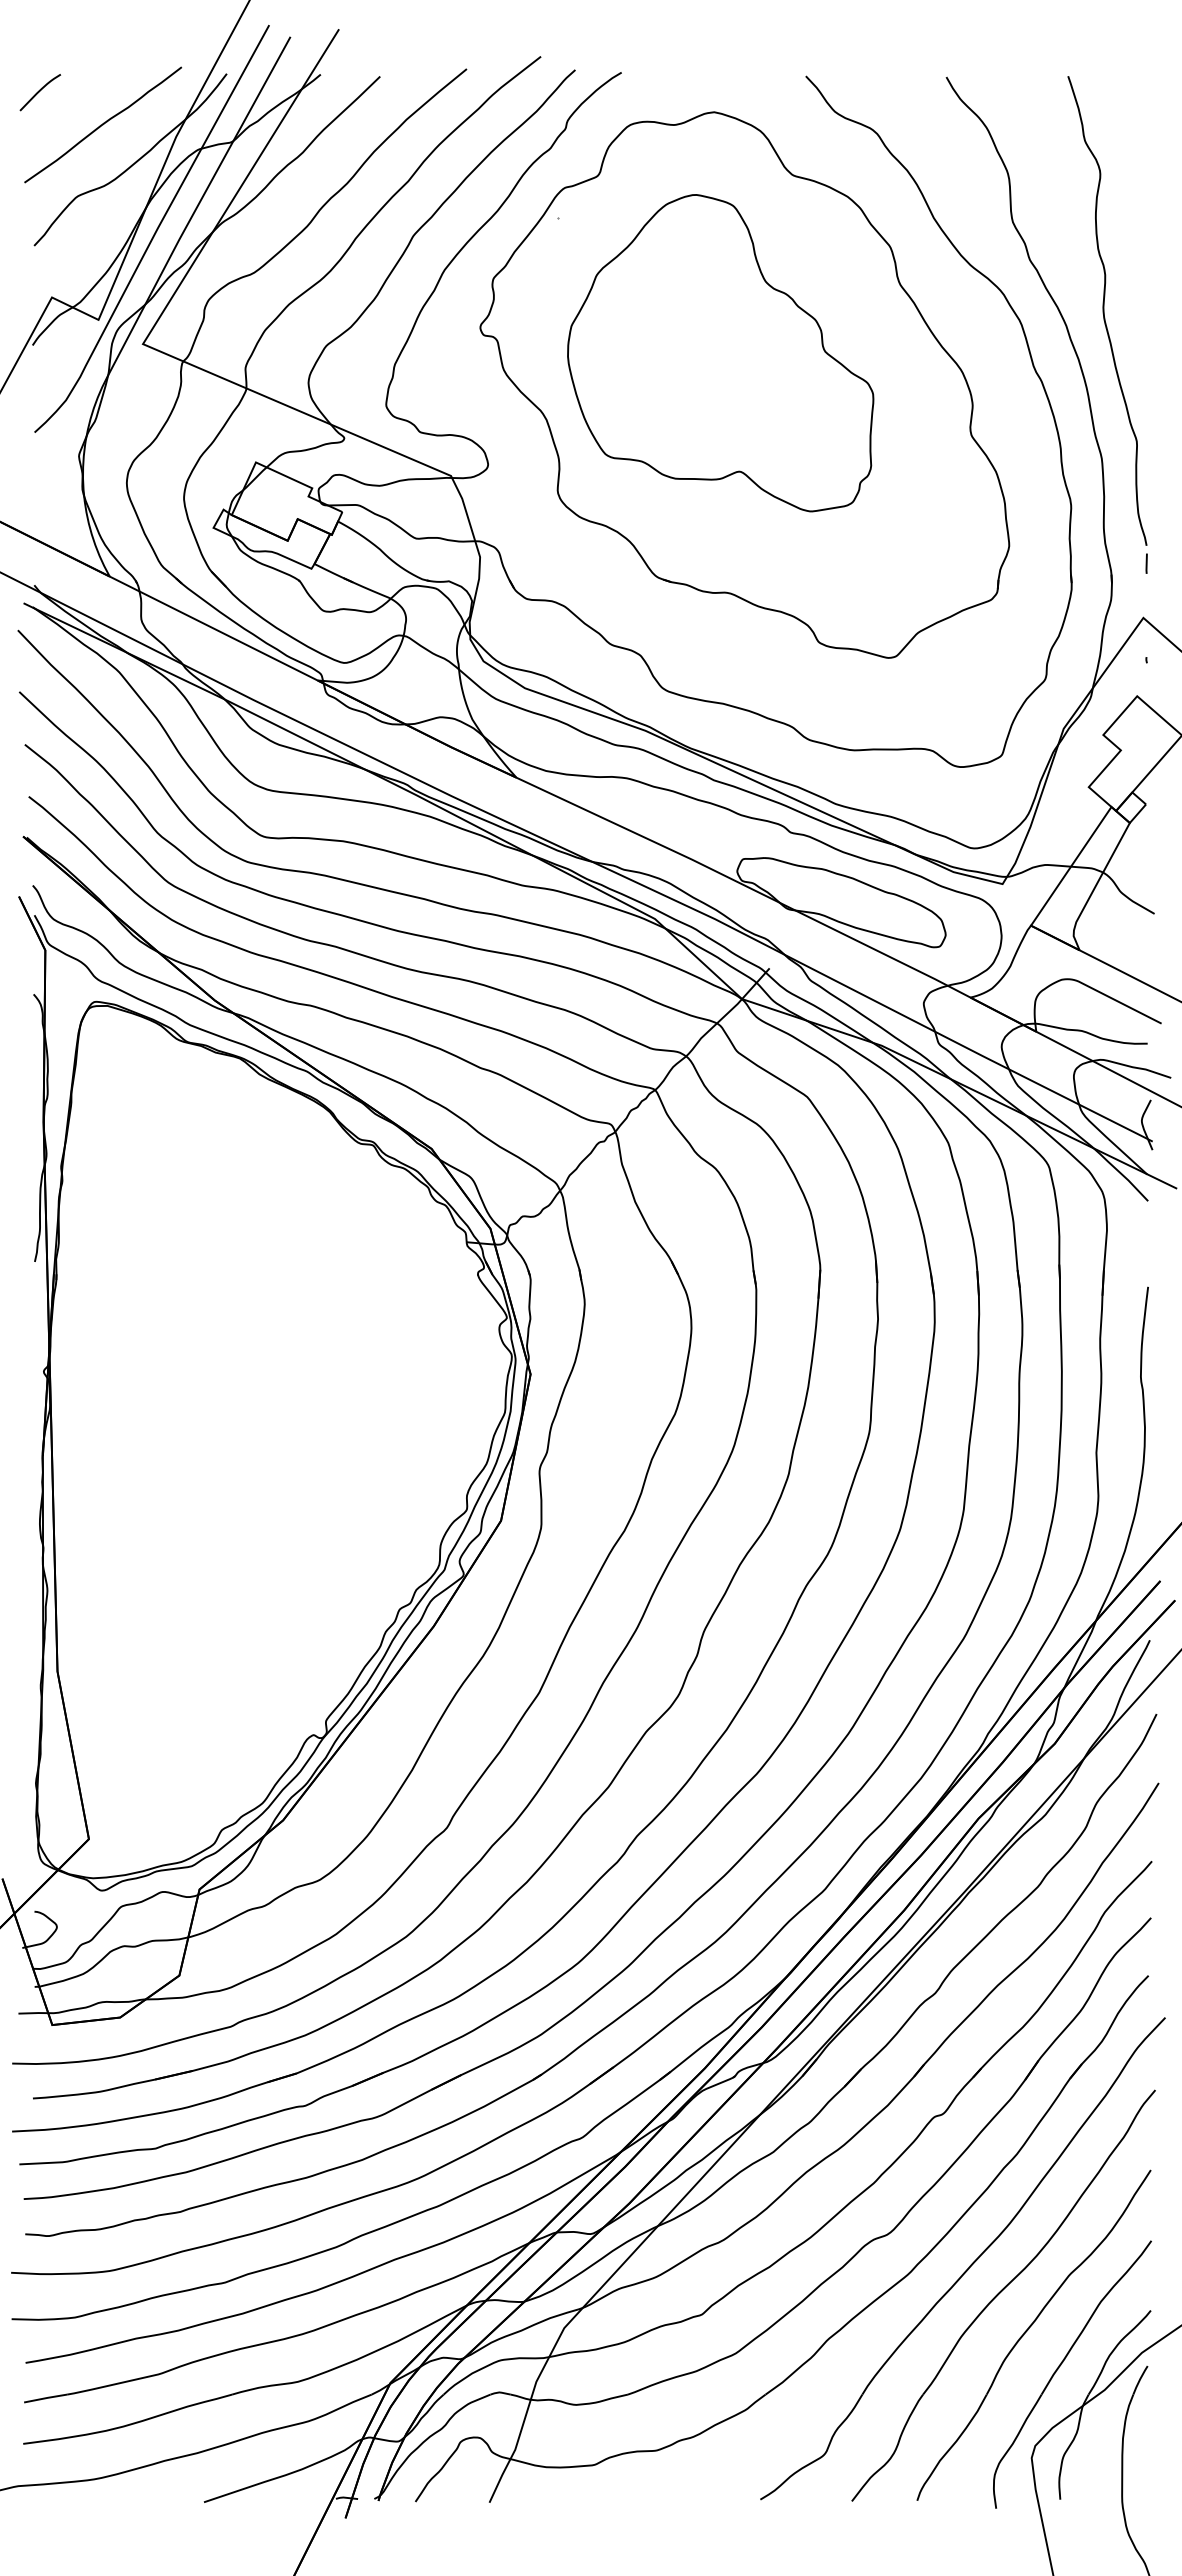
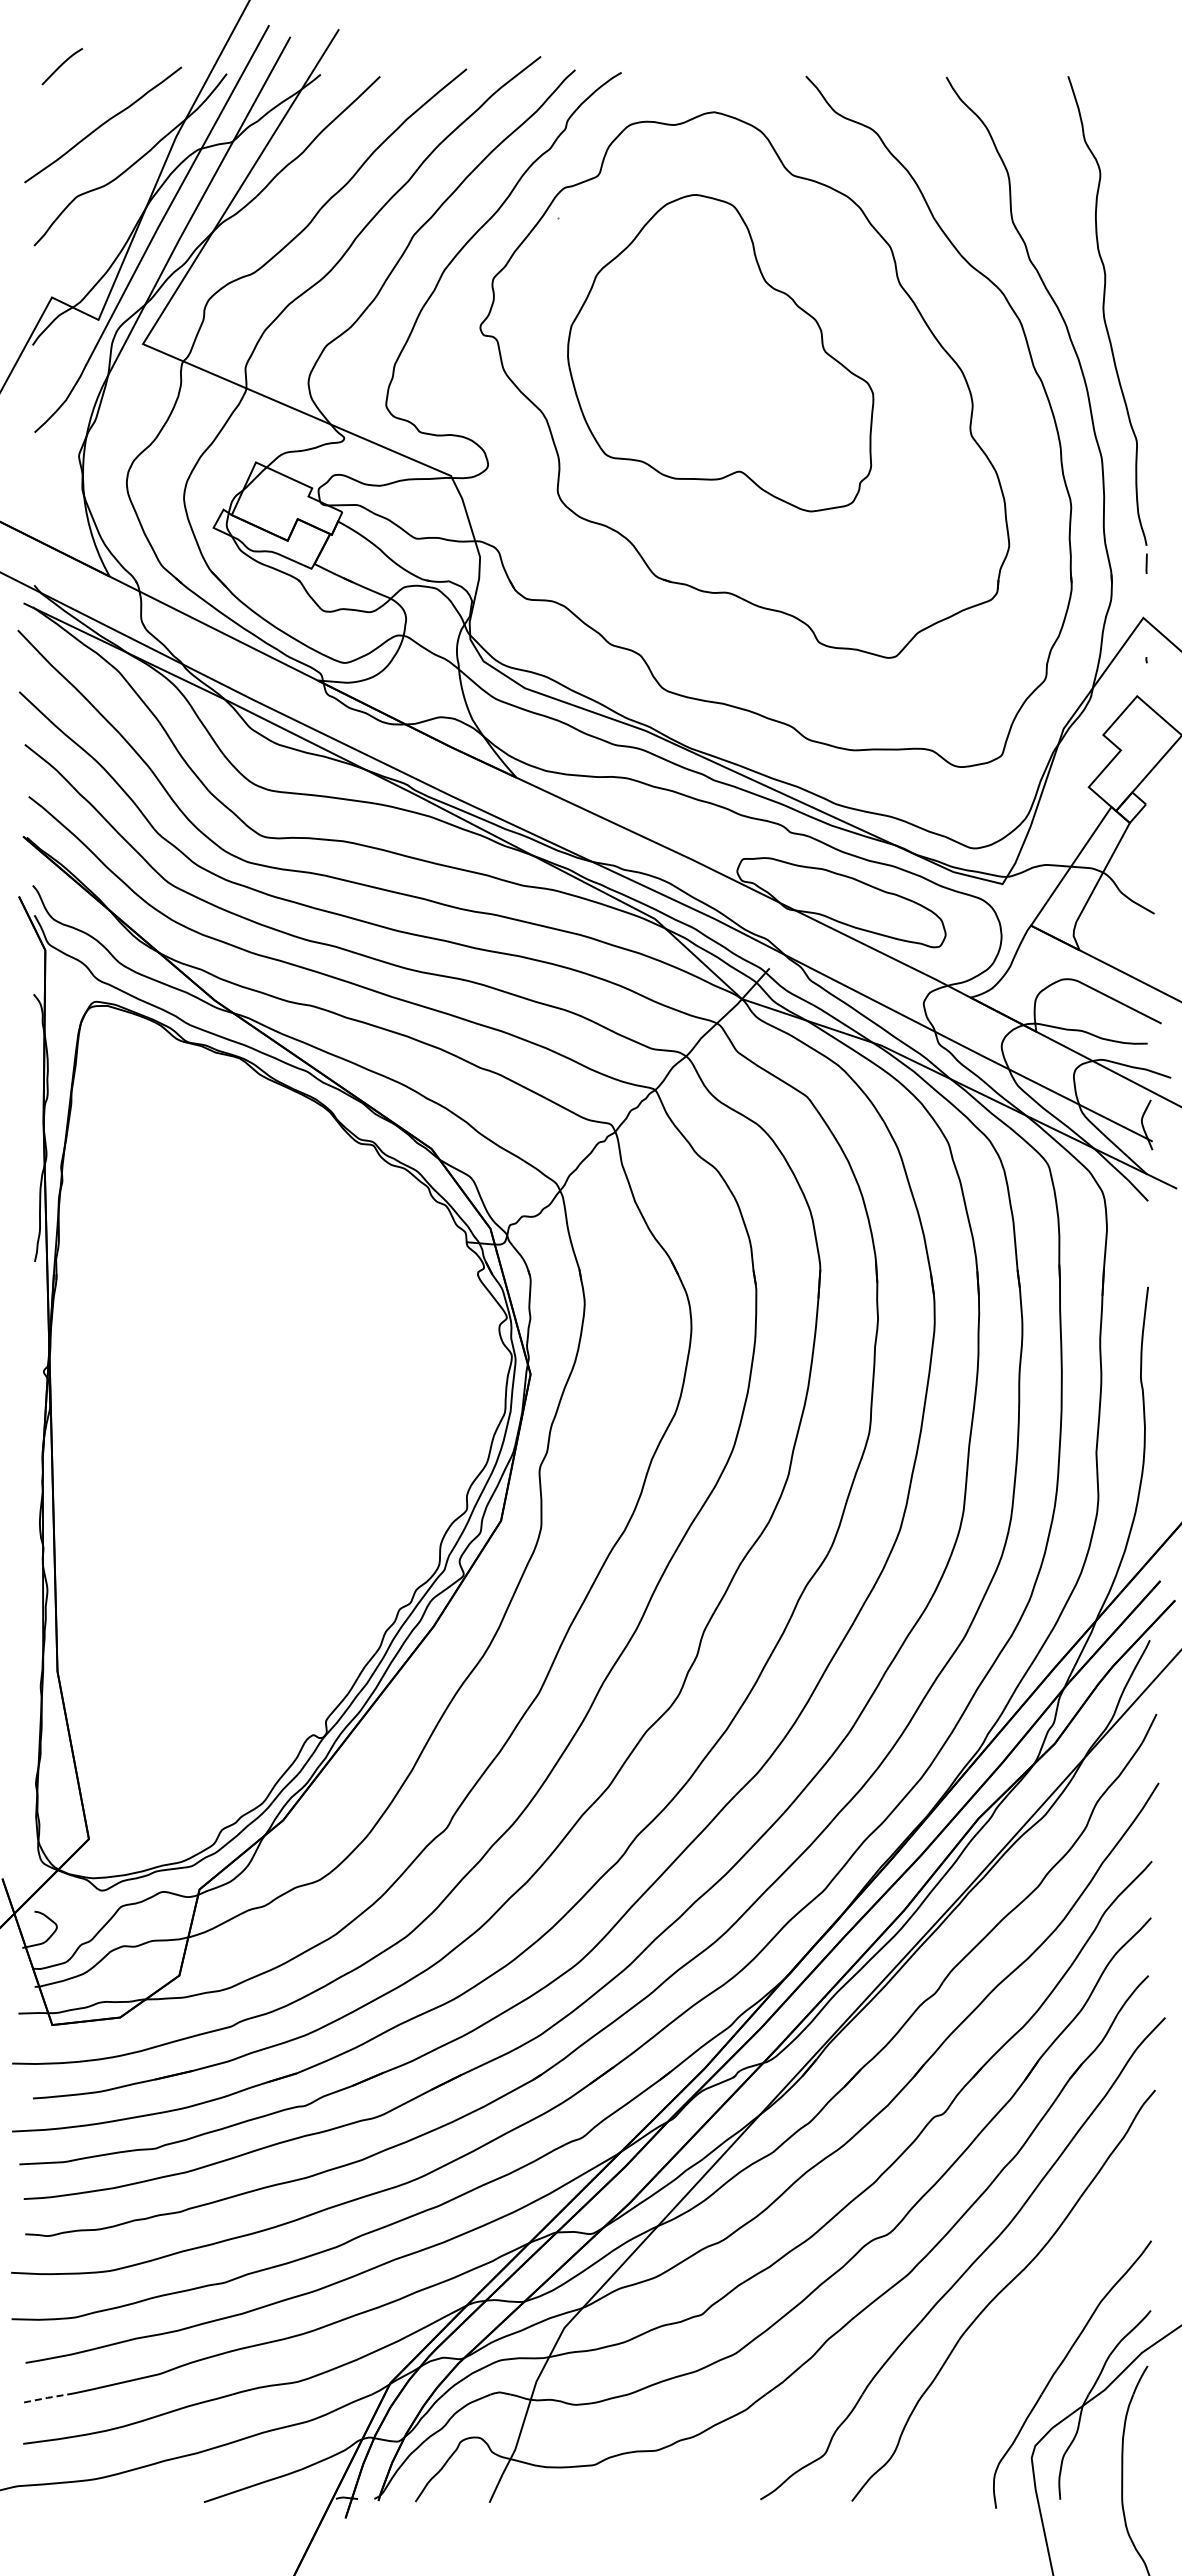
curve position: (39, 92) -> (61, 66) (61, 66)
part: present -> none (1028, 2330)
line: solid -> dashed (45, 2398)
